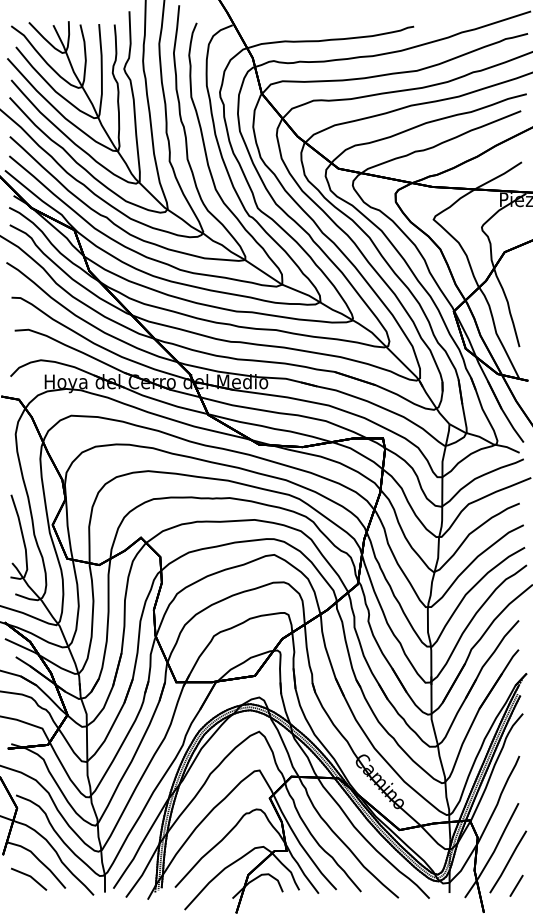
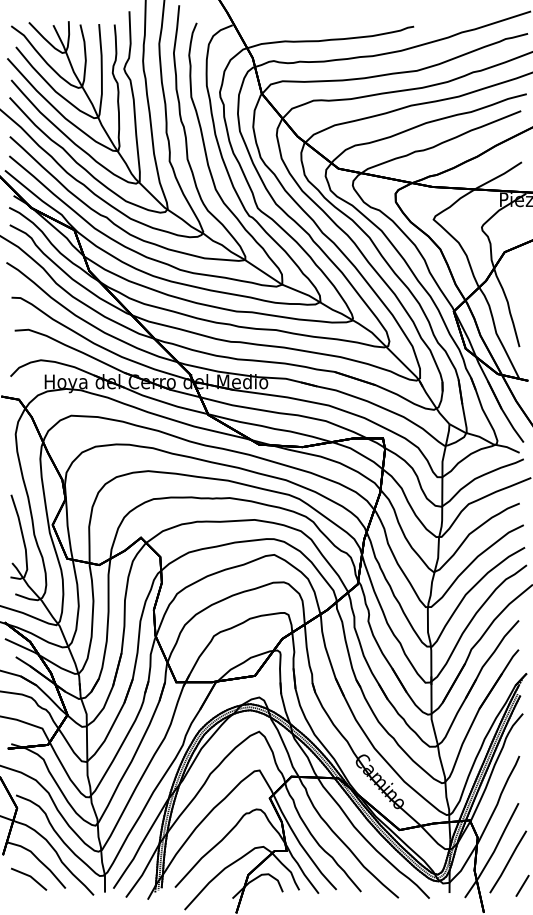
line position: (516, 885) -> (522, 885) (522, 885)
